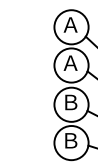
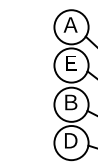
text: Ａ -> Ｅ (70, 62)
text: Ｂ -> Ｄ (71, 140)
